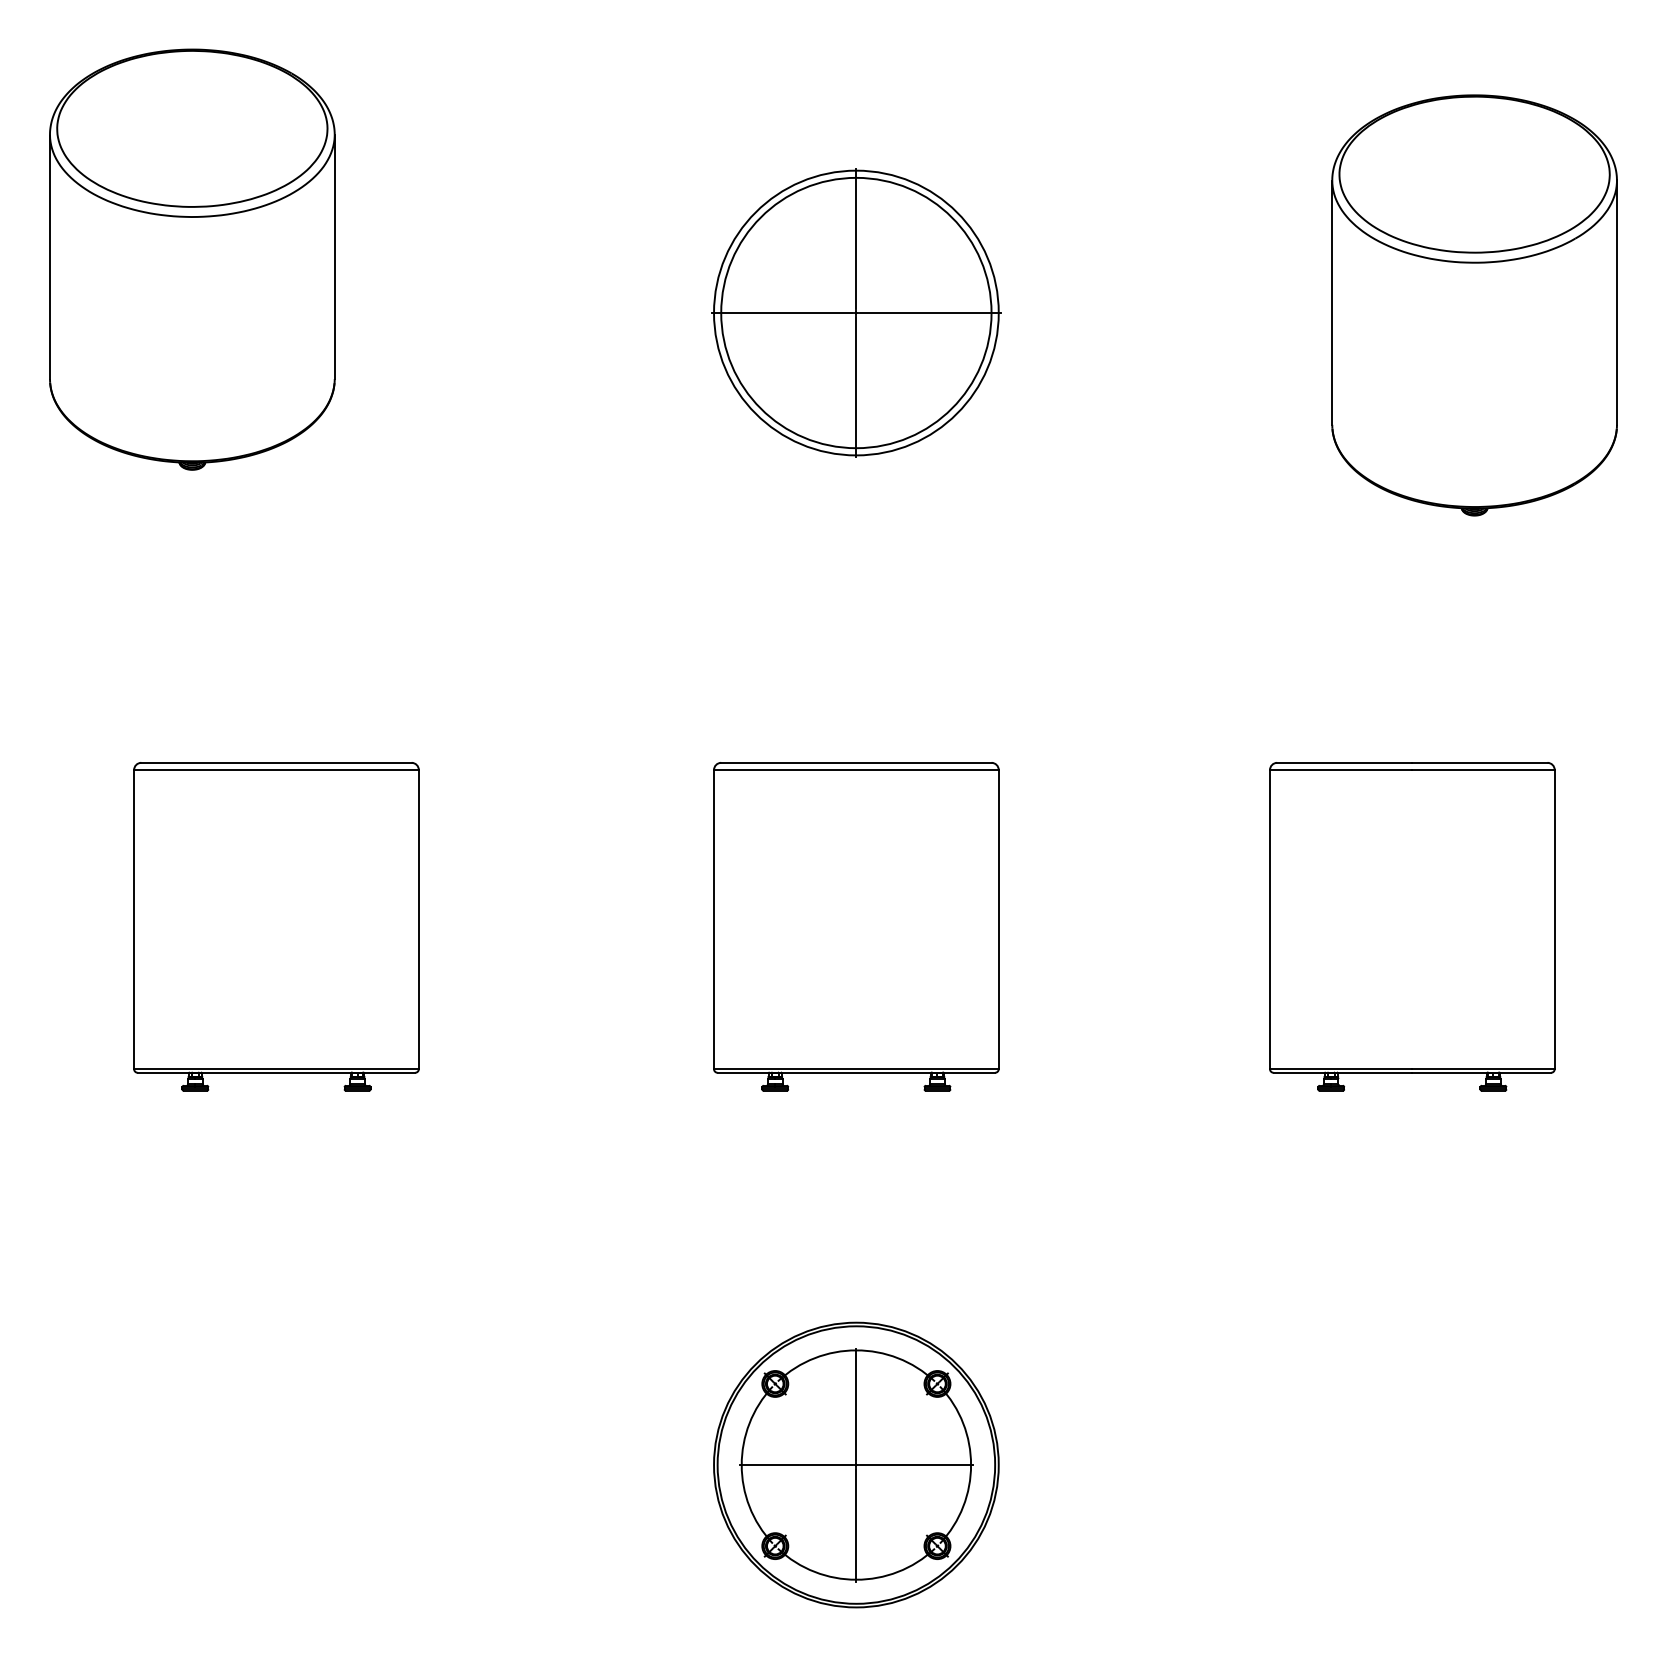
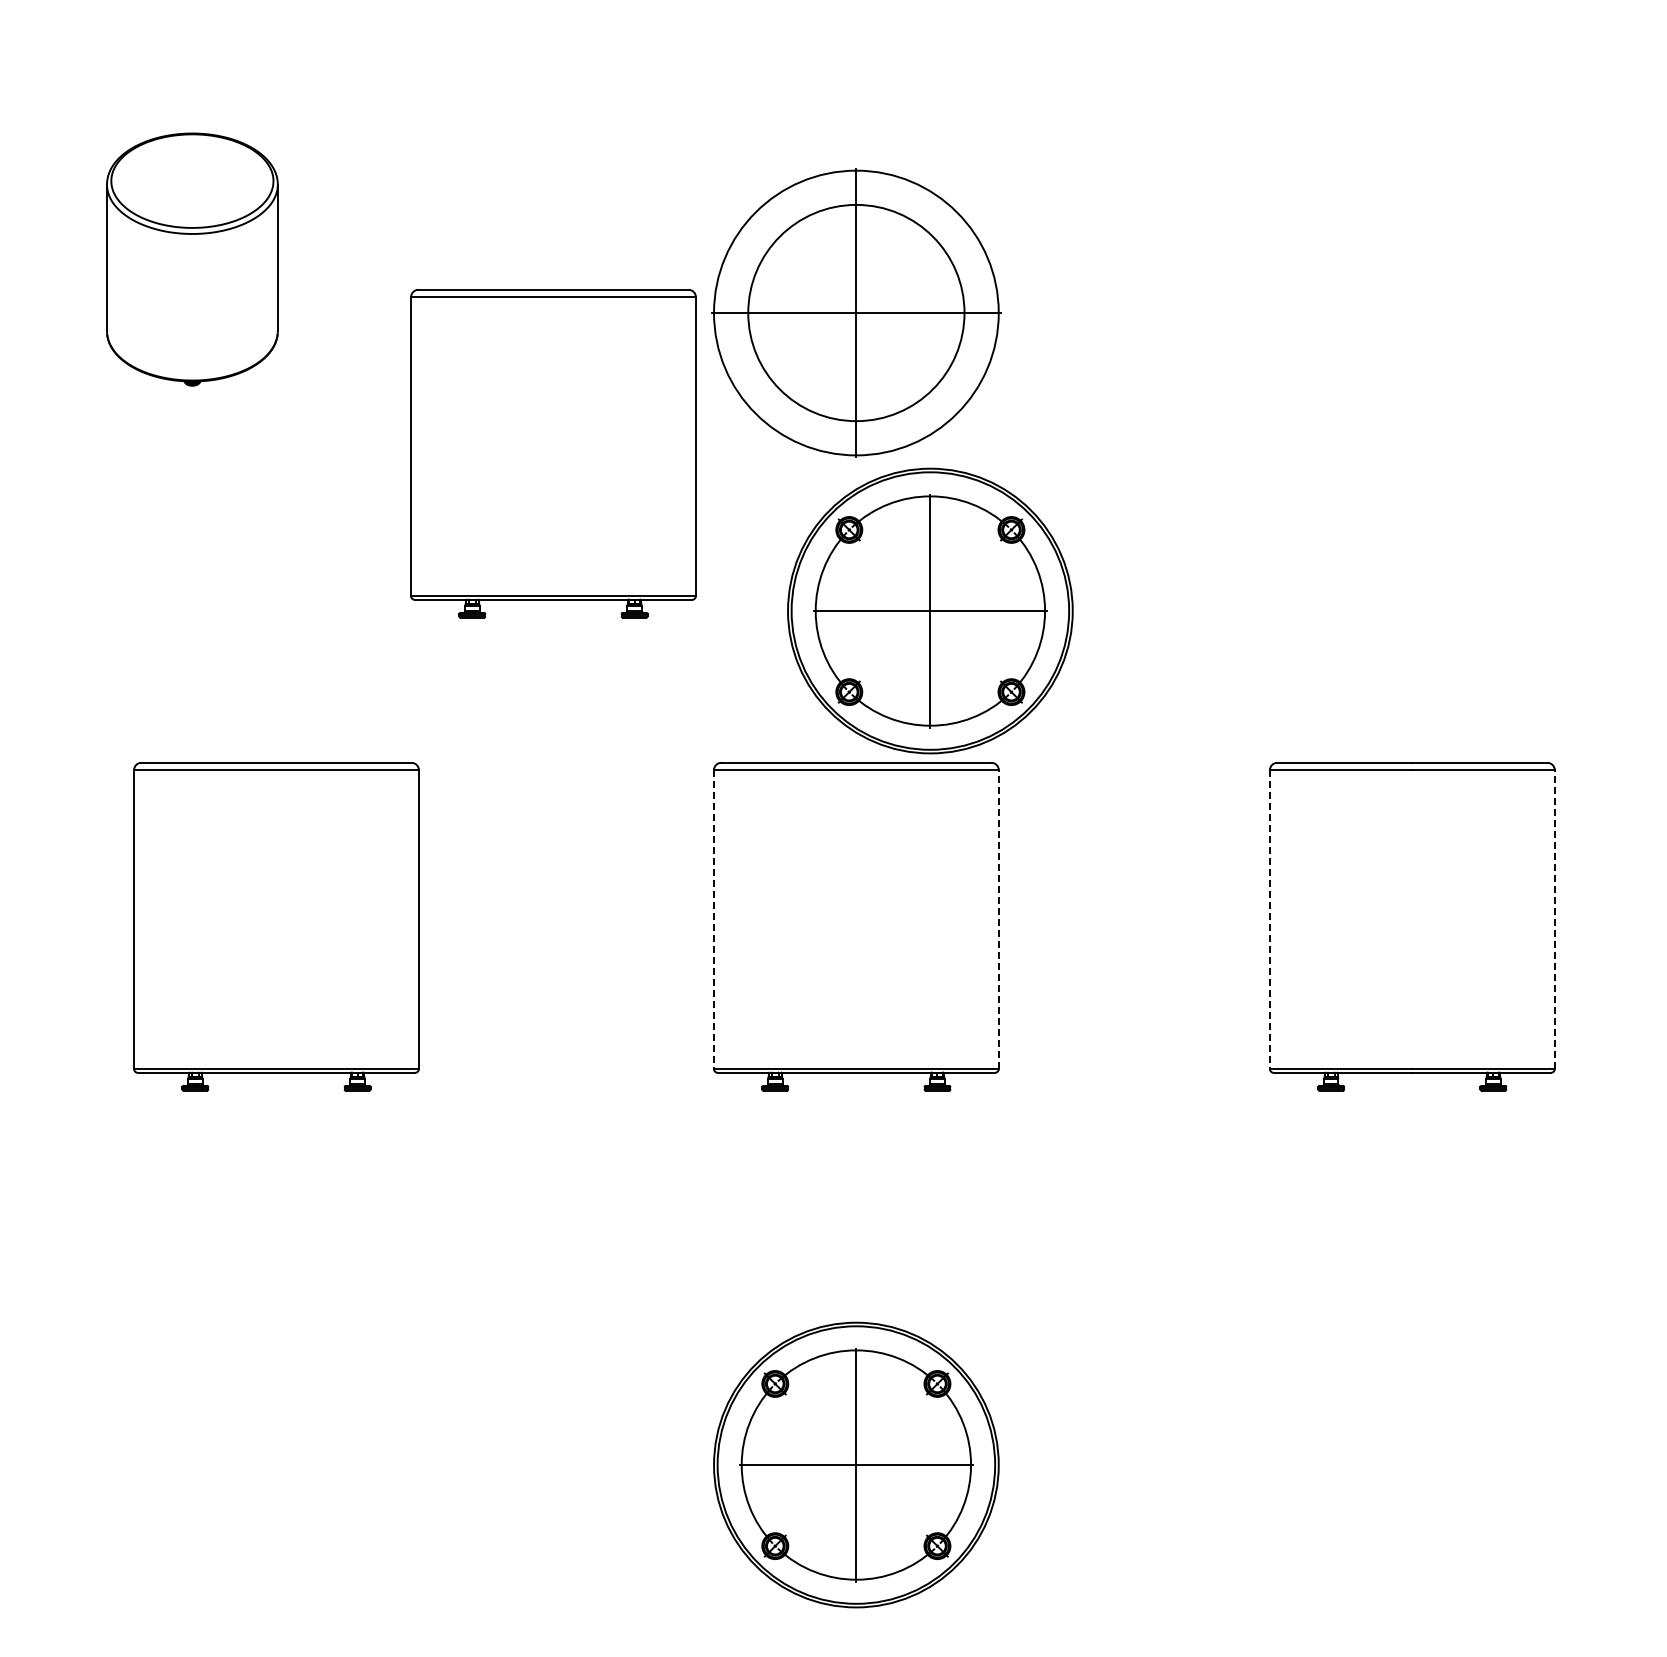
part size: 287x423 px -> 173x255 px (192, 259)
part: present -> none (1474, 305)
circle diameter: 270 px -> 216 px (856, 312)
part: none -> present (553, 453)
part: none -> present (930, 610)
line: solid -> dashed (714, 919)
line: solid -> dashed (998, 919)
line: solid -> dashed (1270, 919)
line: solid -> dashed (1554, 919)
